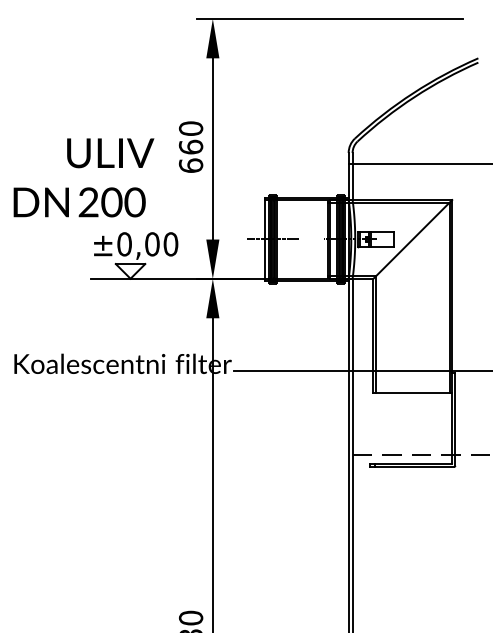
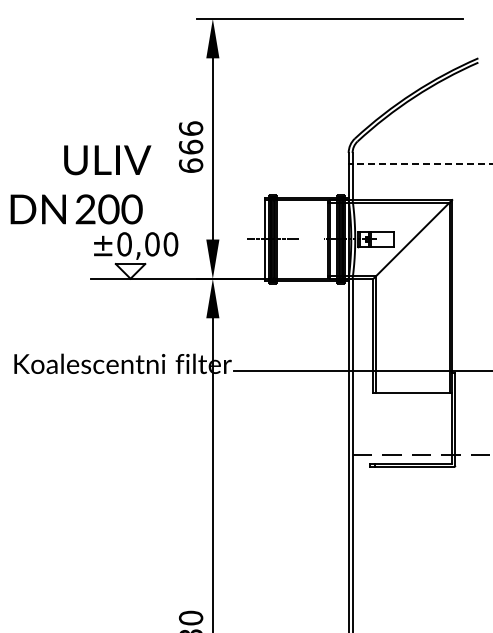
text: 660 -> 666 (190, 128)
line: solid -> dashed (420, 164)
text position: (83, 177) -> (80, 184) (80, 184)
